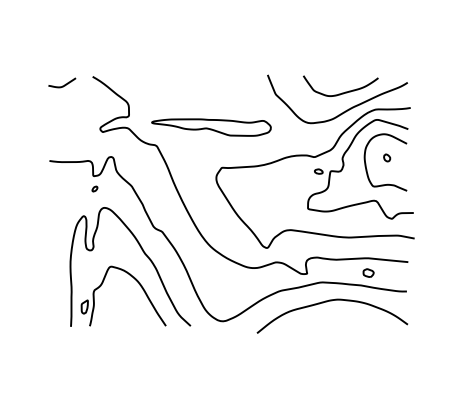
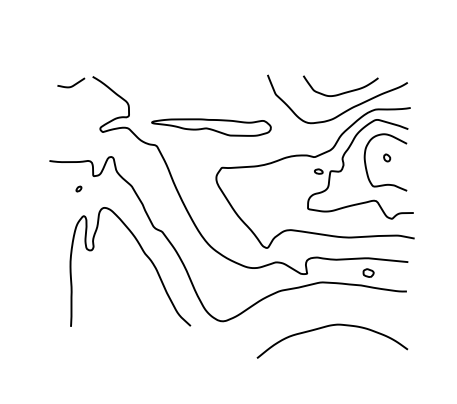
curve position: (64, 84) -> (73, 84) (73, 84)
part position: (94, 188) -> (78, 188) (78, 188)
part: present -> none (139, 285)
curve position: (327, 302) -> (327, 327) (327, 327)
